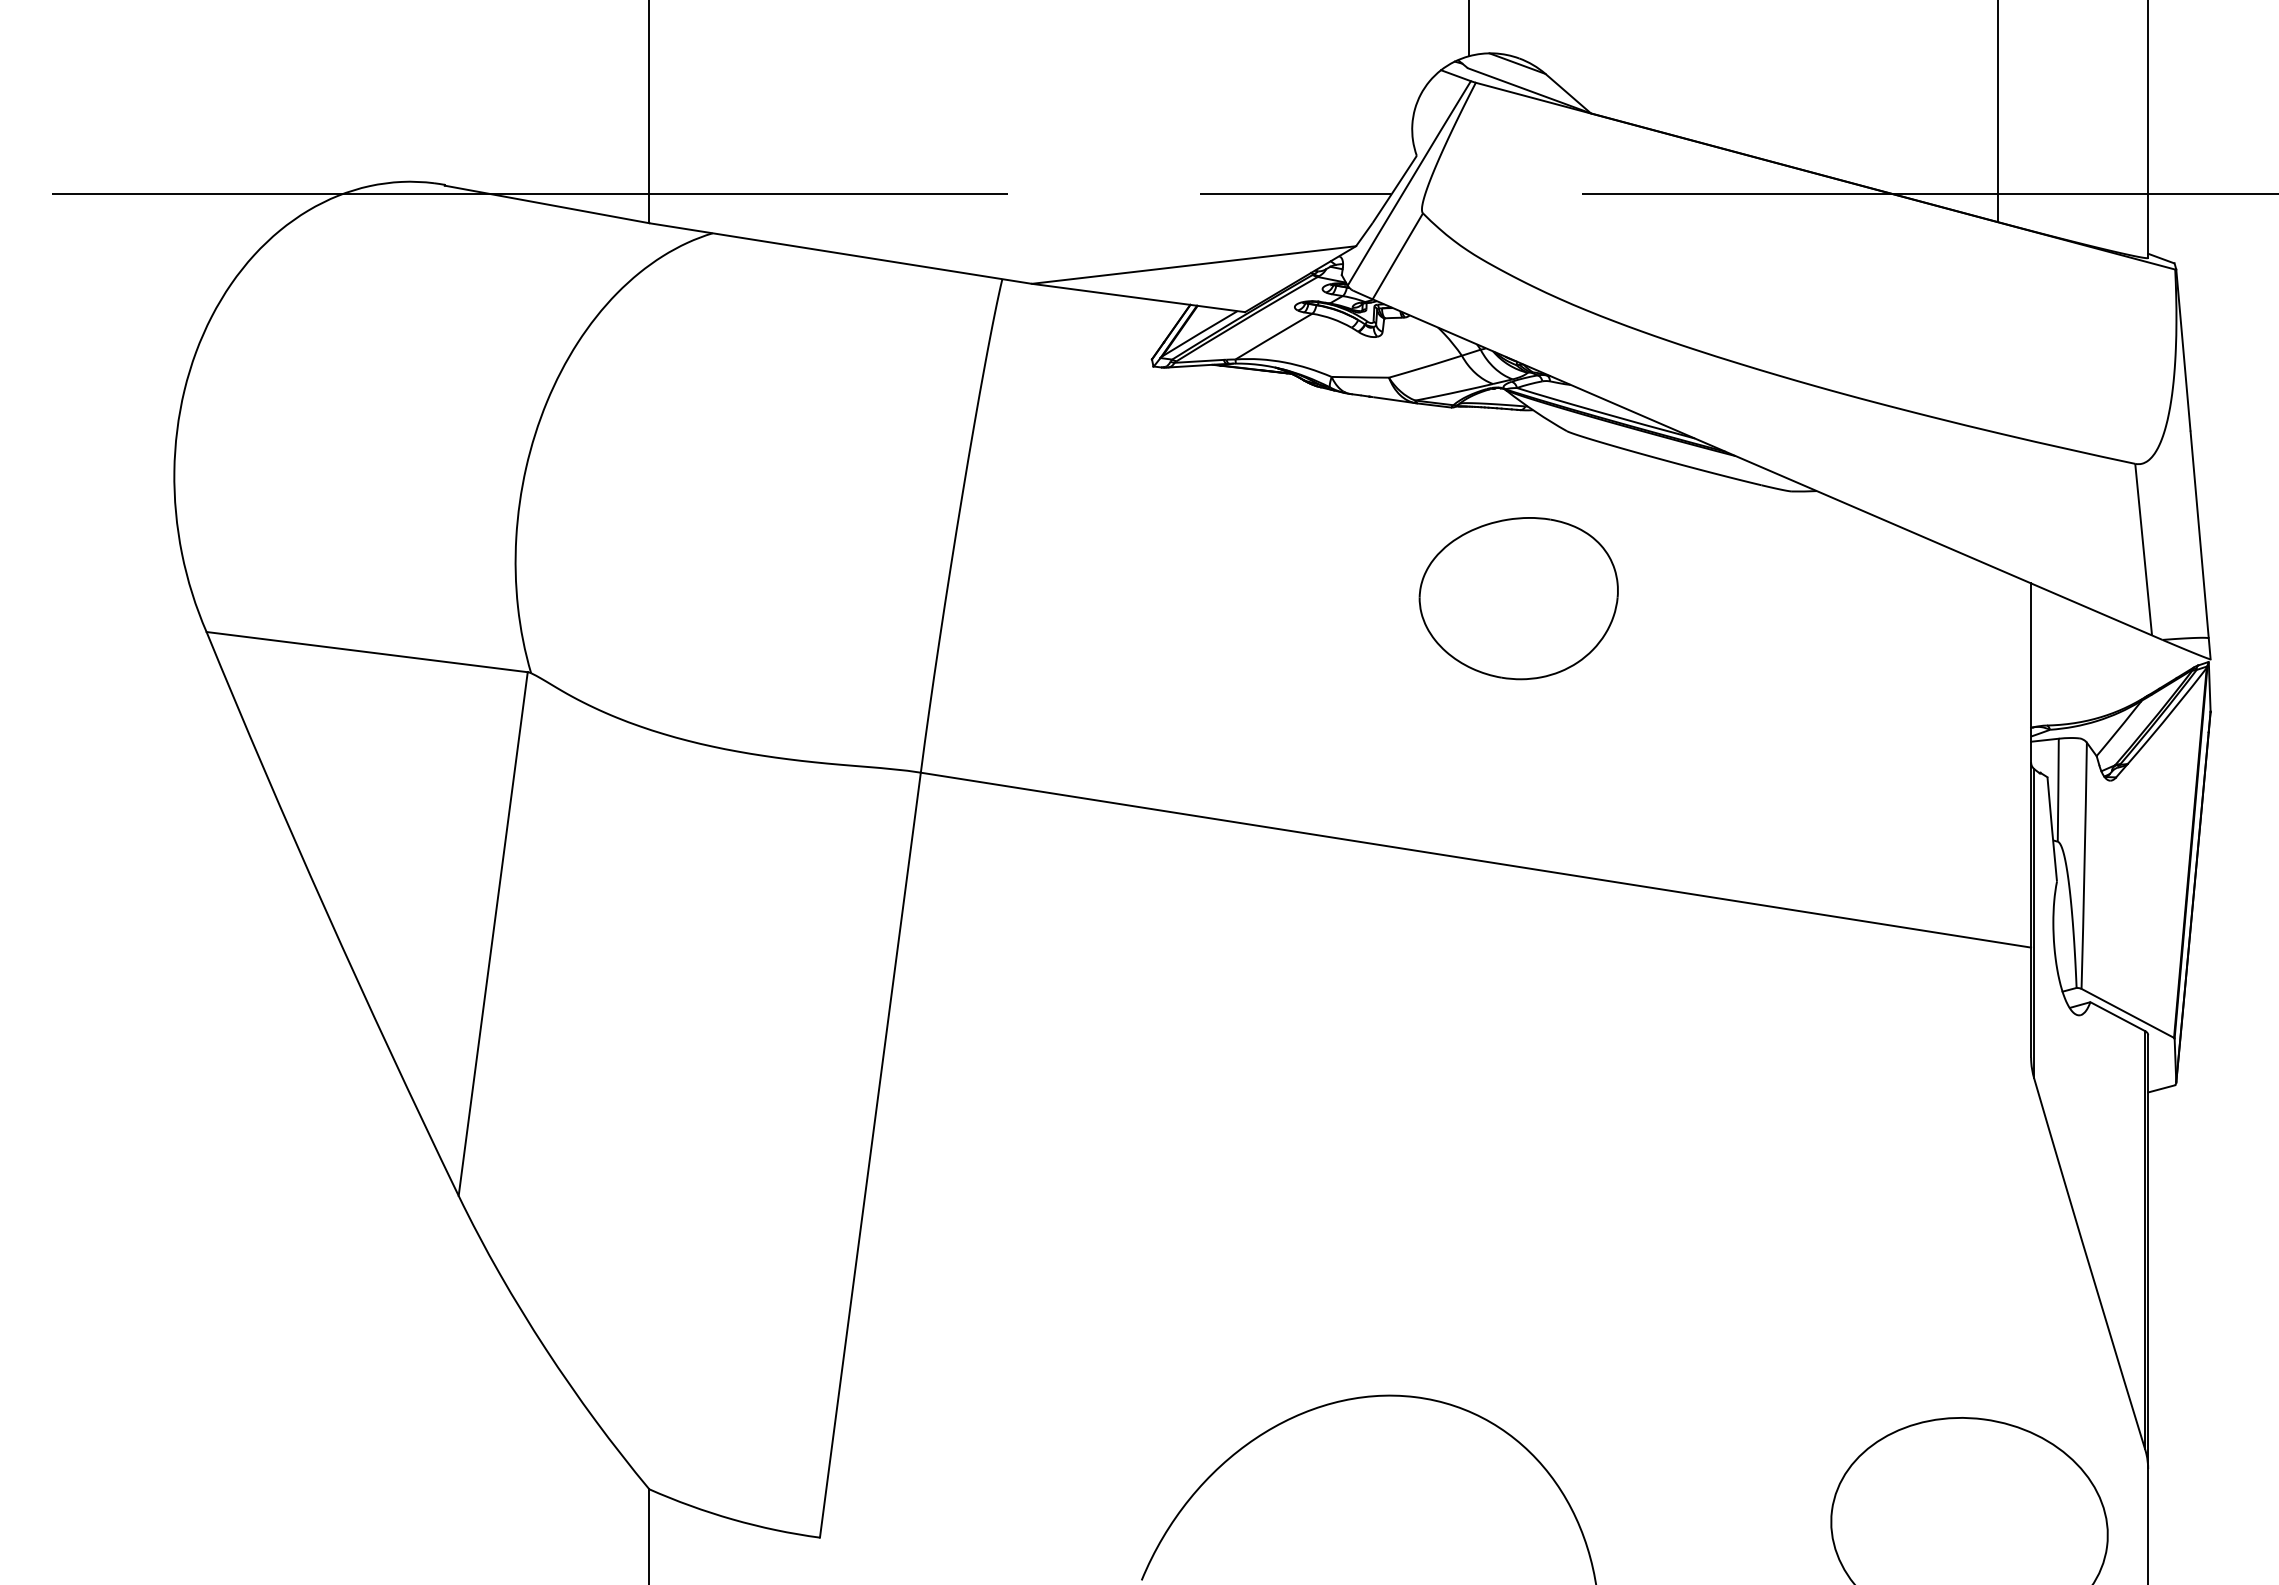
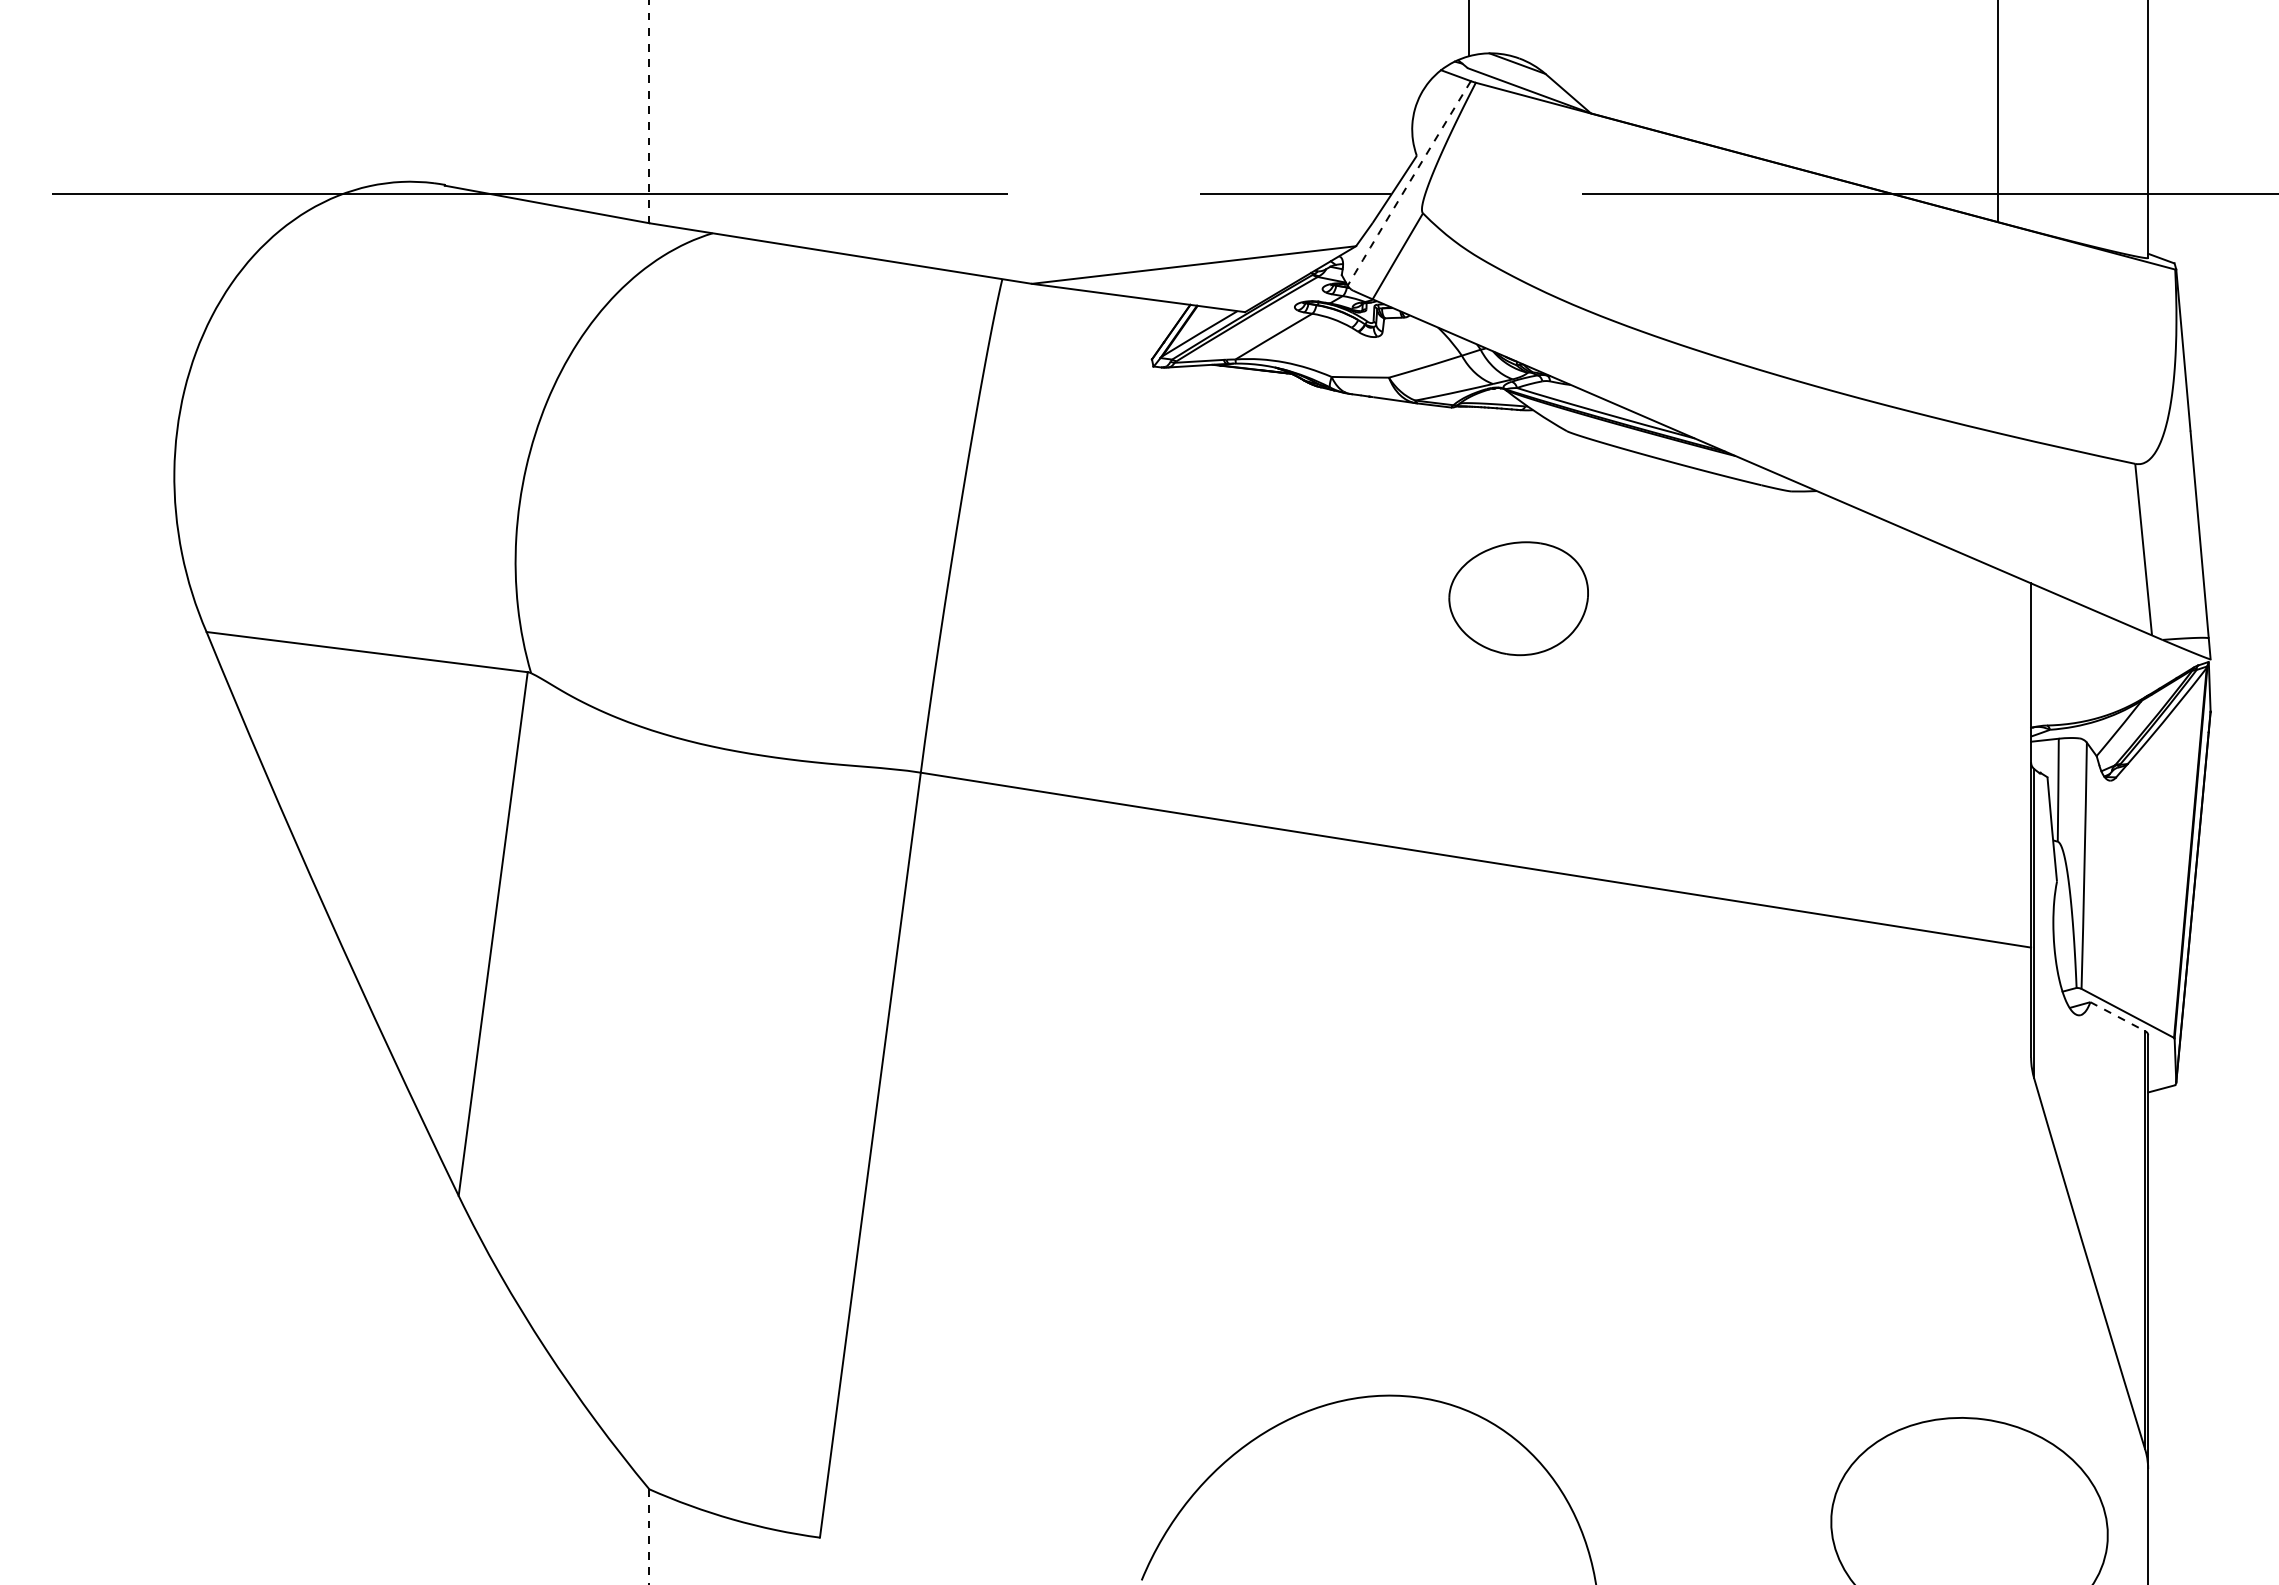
line: solid -> dashed (649, 112)
arc: solid -> dashed (1409, 183)
part size: 201x164 px -> 141x116 px (1518, 598)
line: solid -> dashed (2117, 1016)
line: solid -> dashed (649, 1537)
